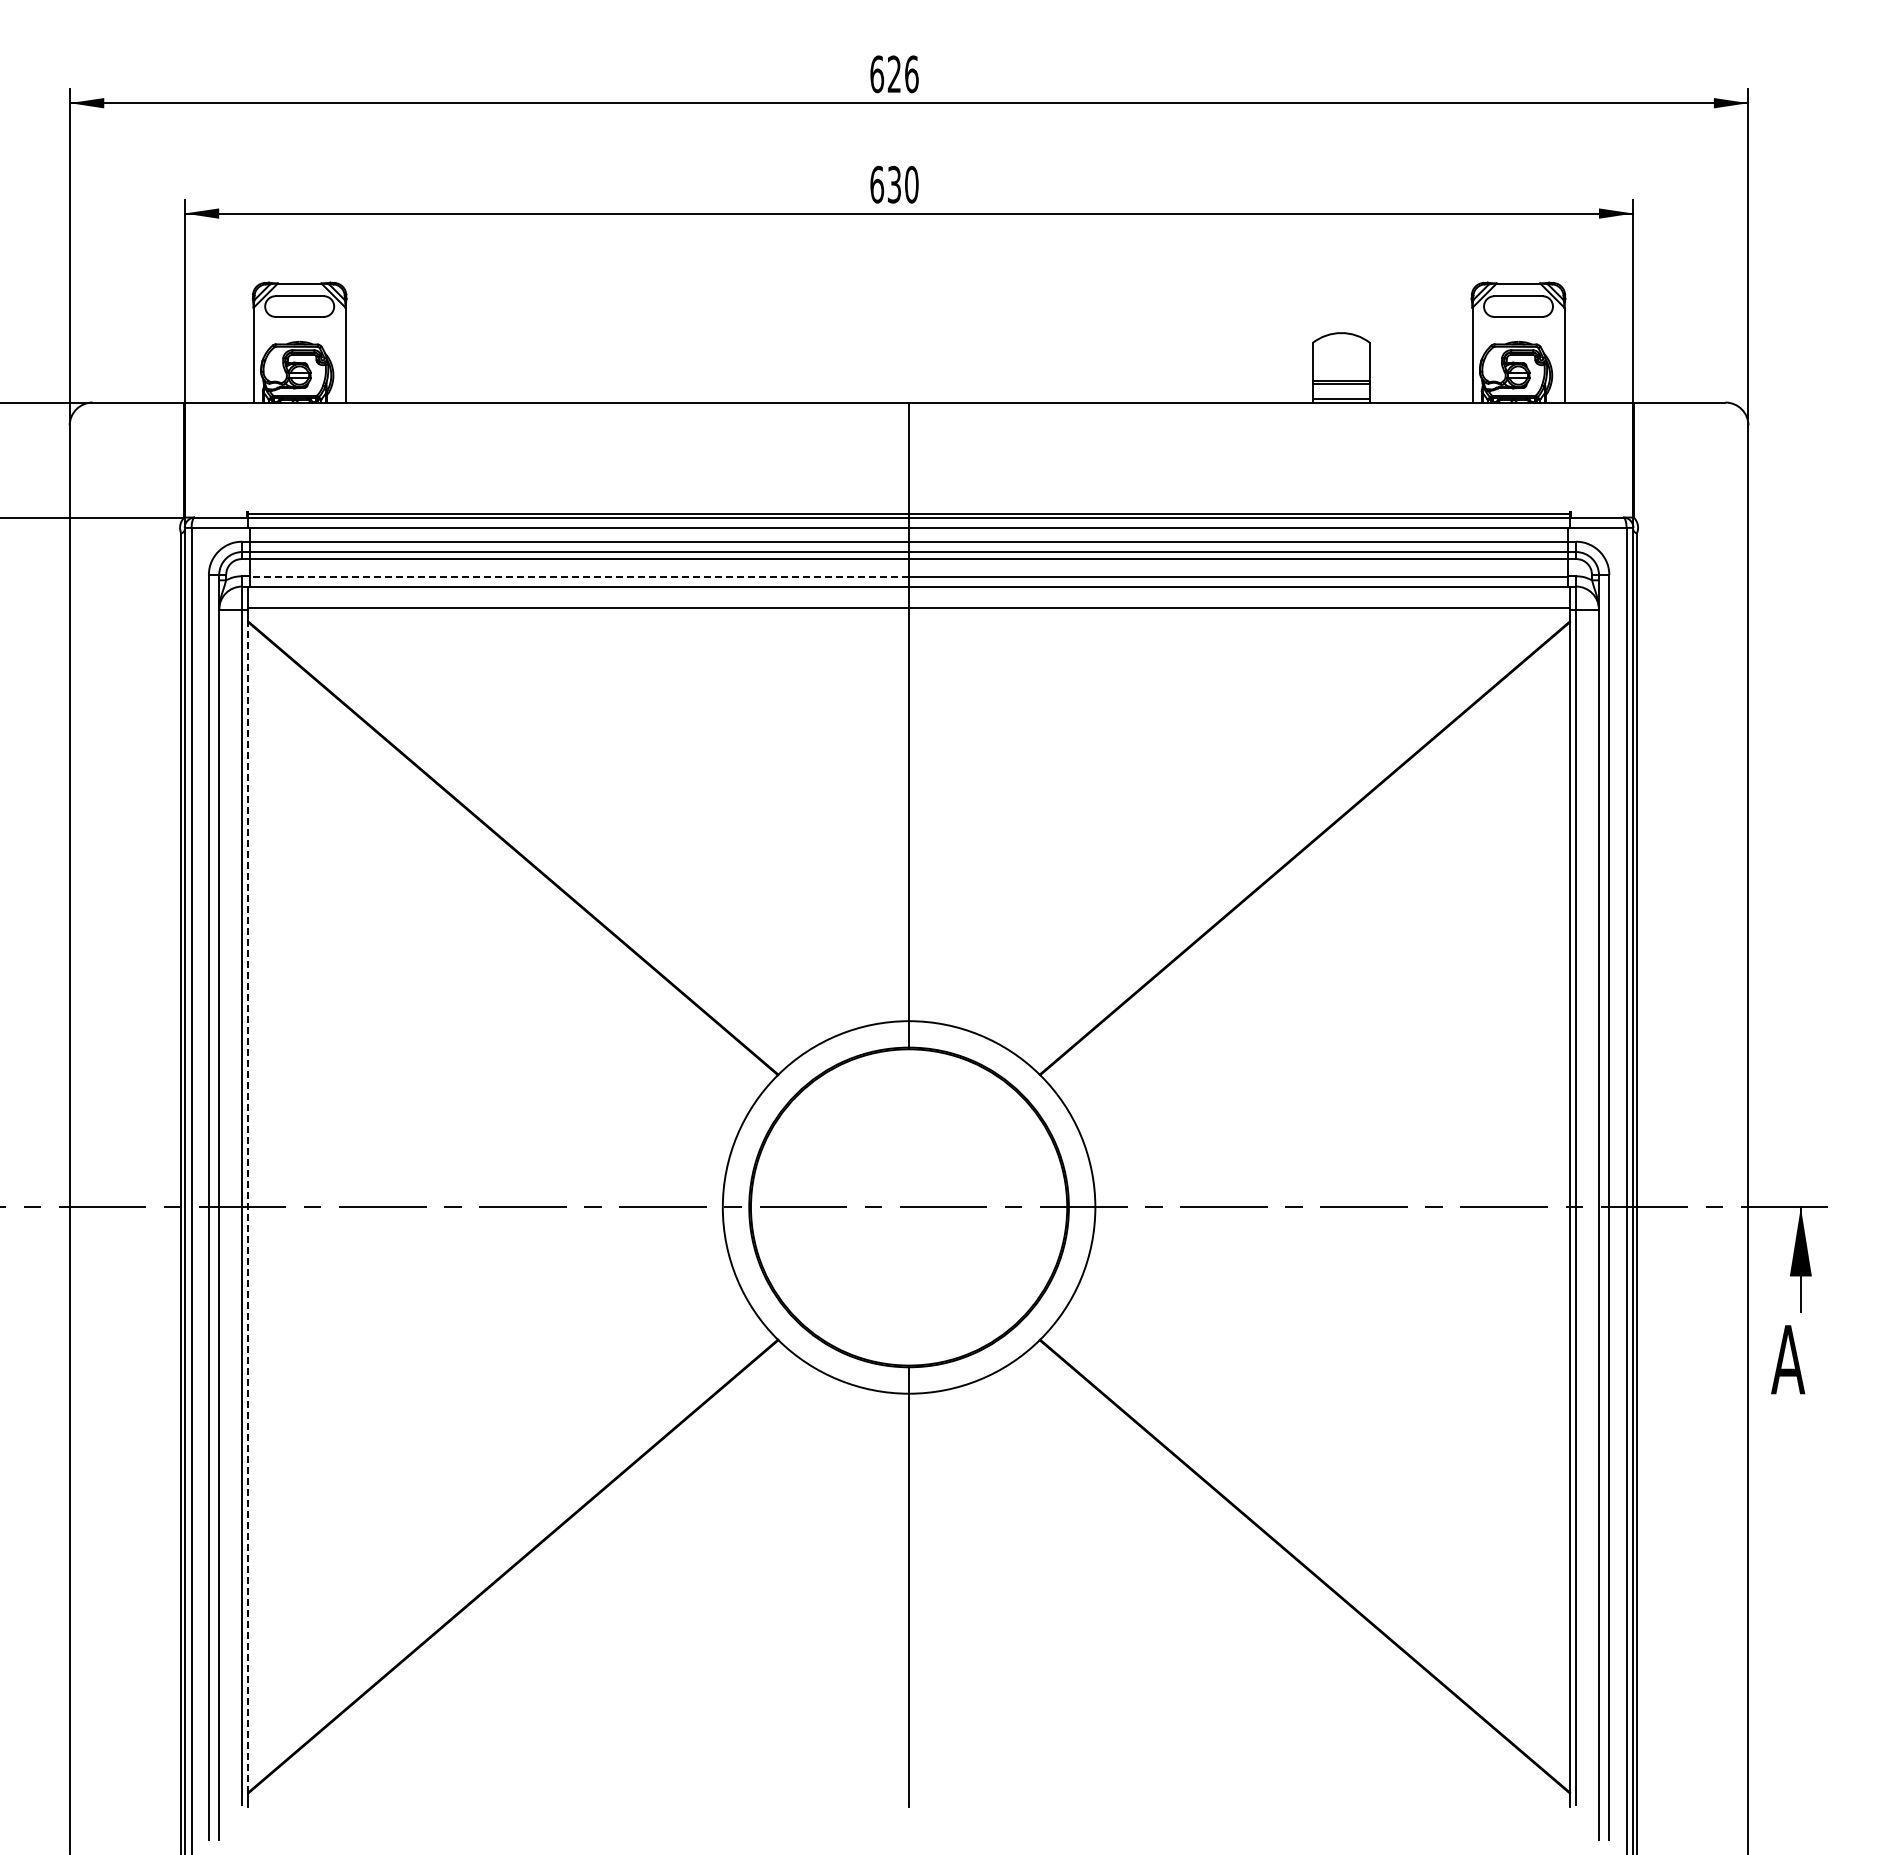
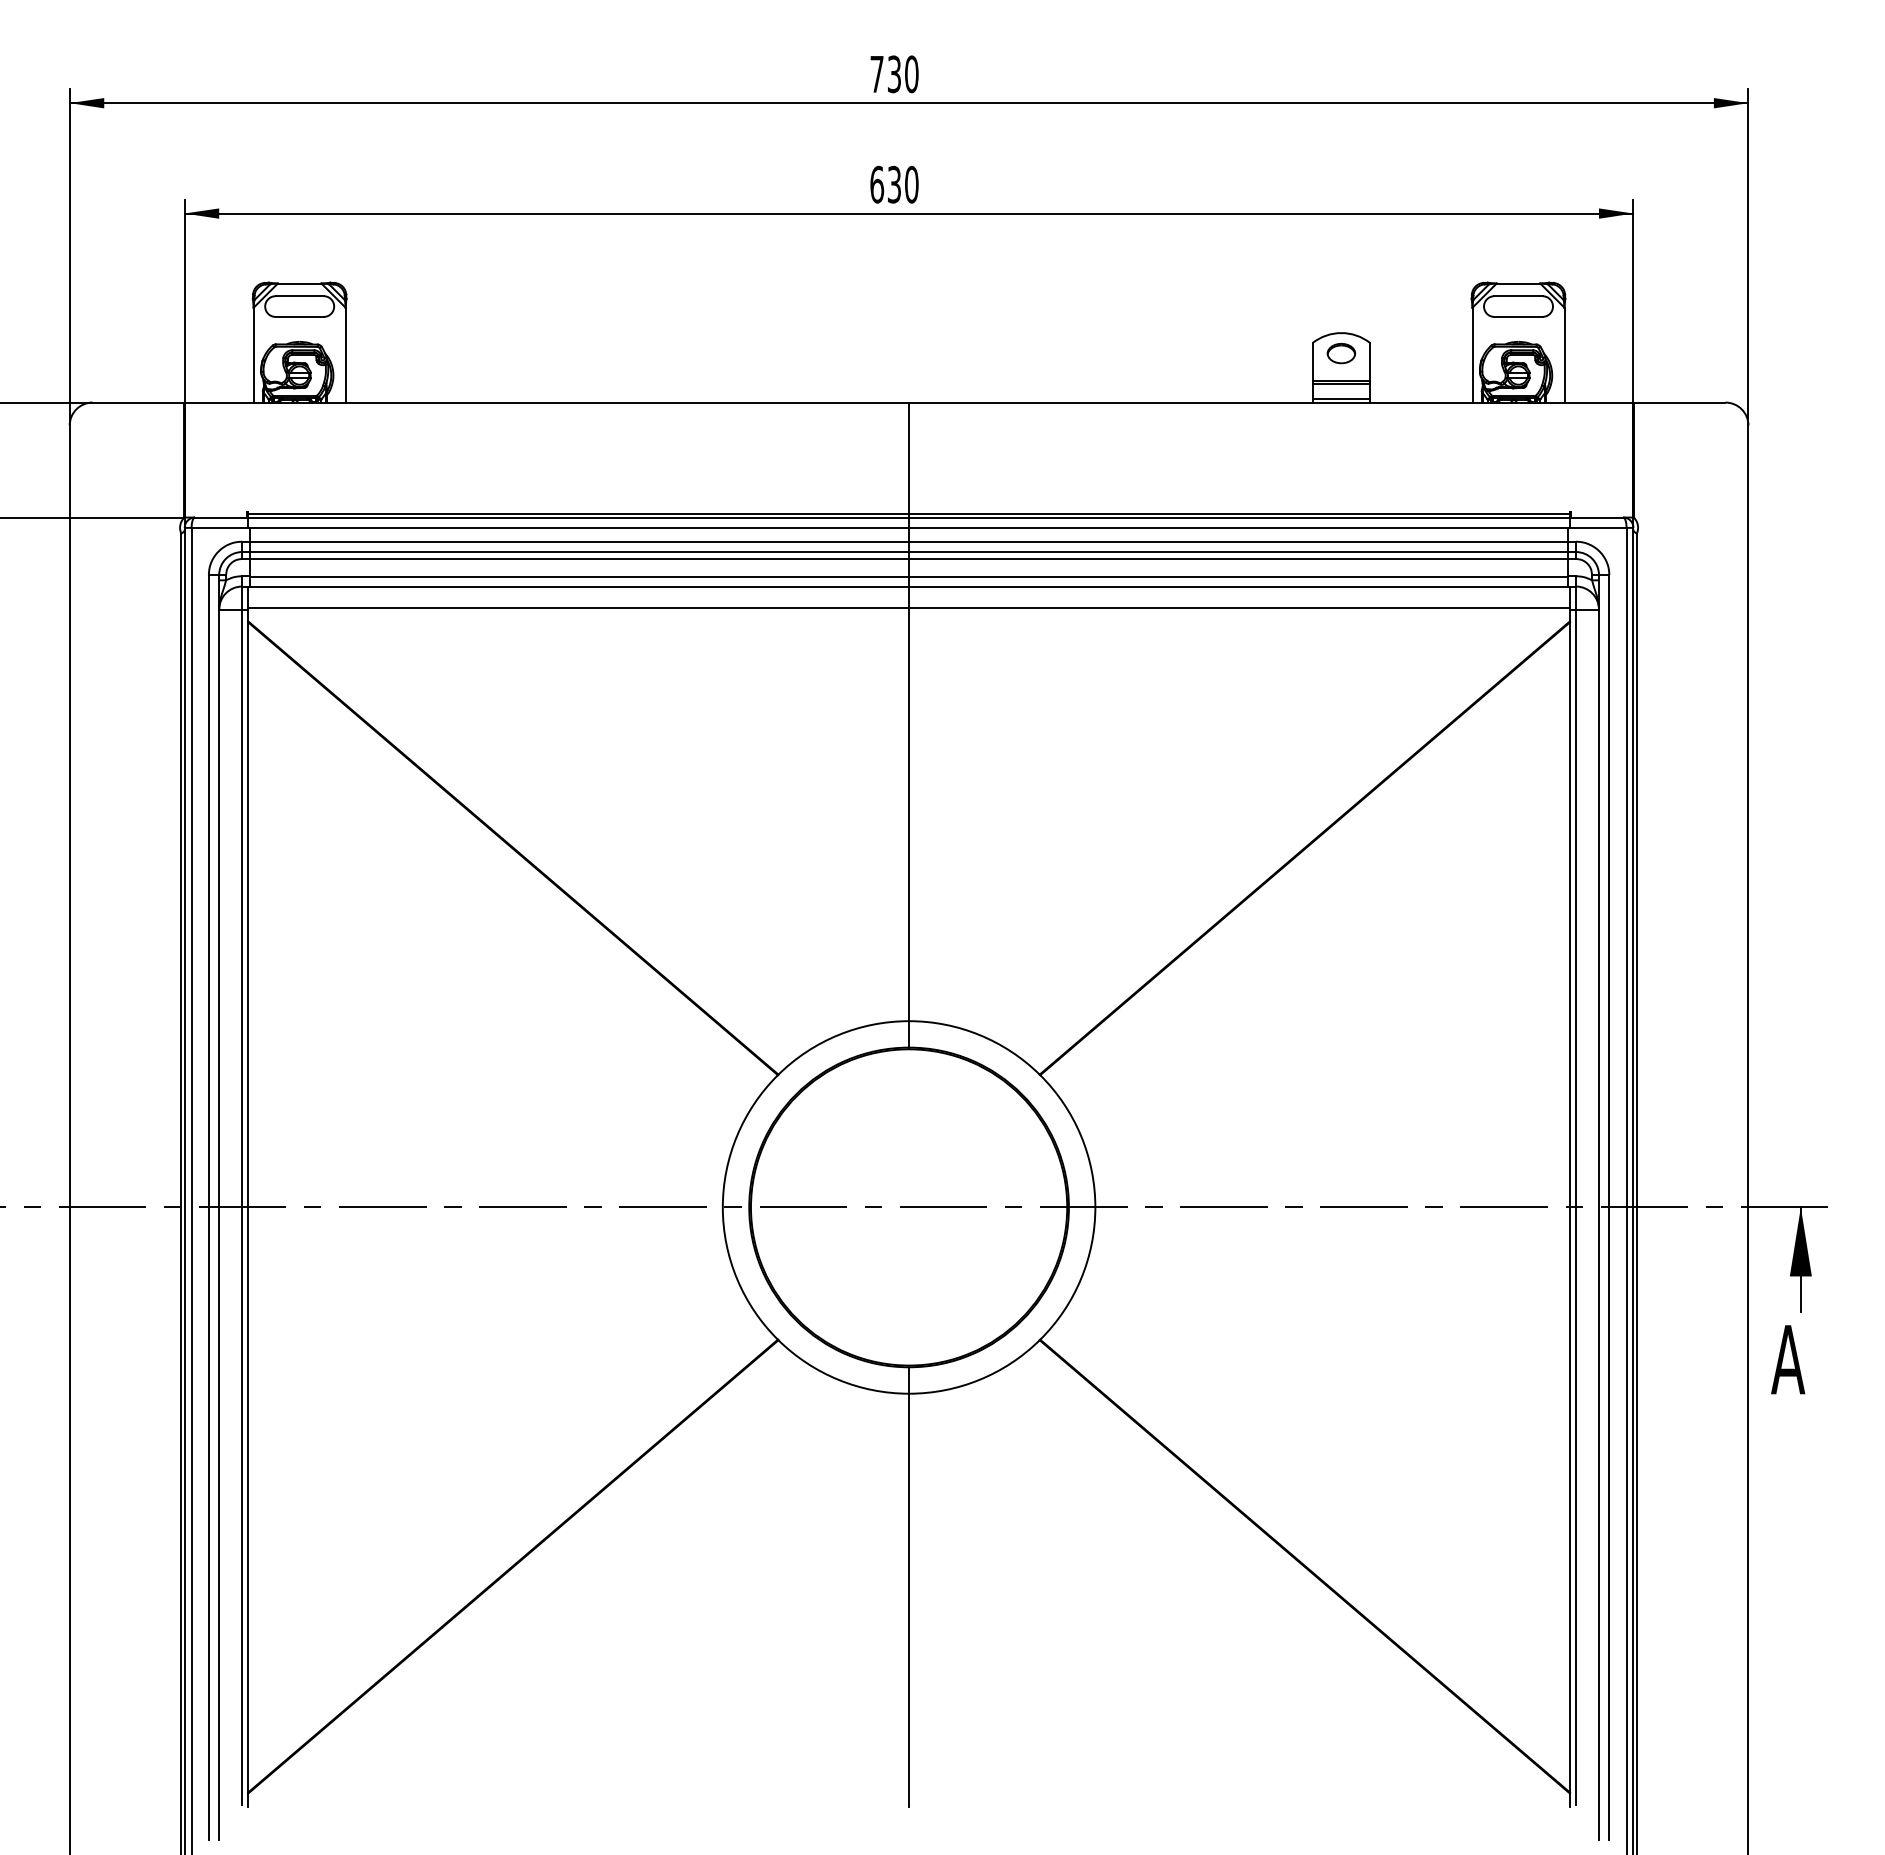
text: 626 -> 730 (894, 74)
part: none -> present (1341, 353)
line: dashed -> solid (579, 576)
line: dashed -> solid (248, 1206)
